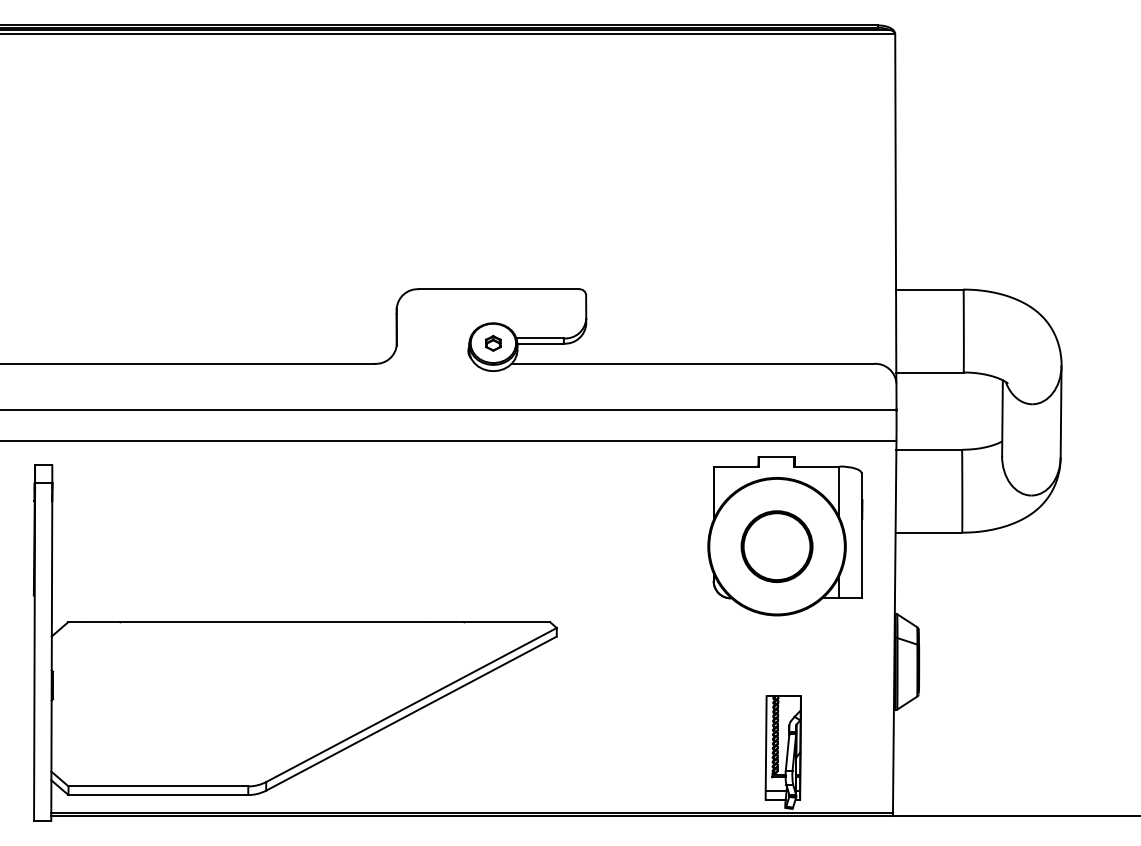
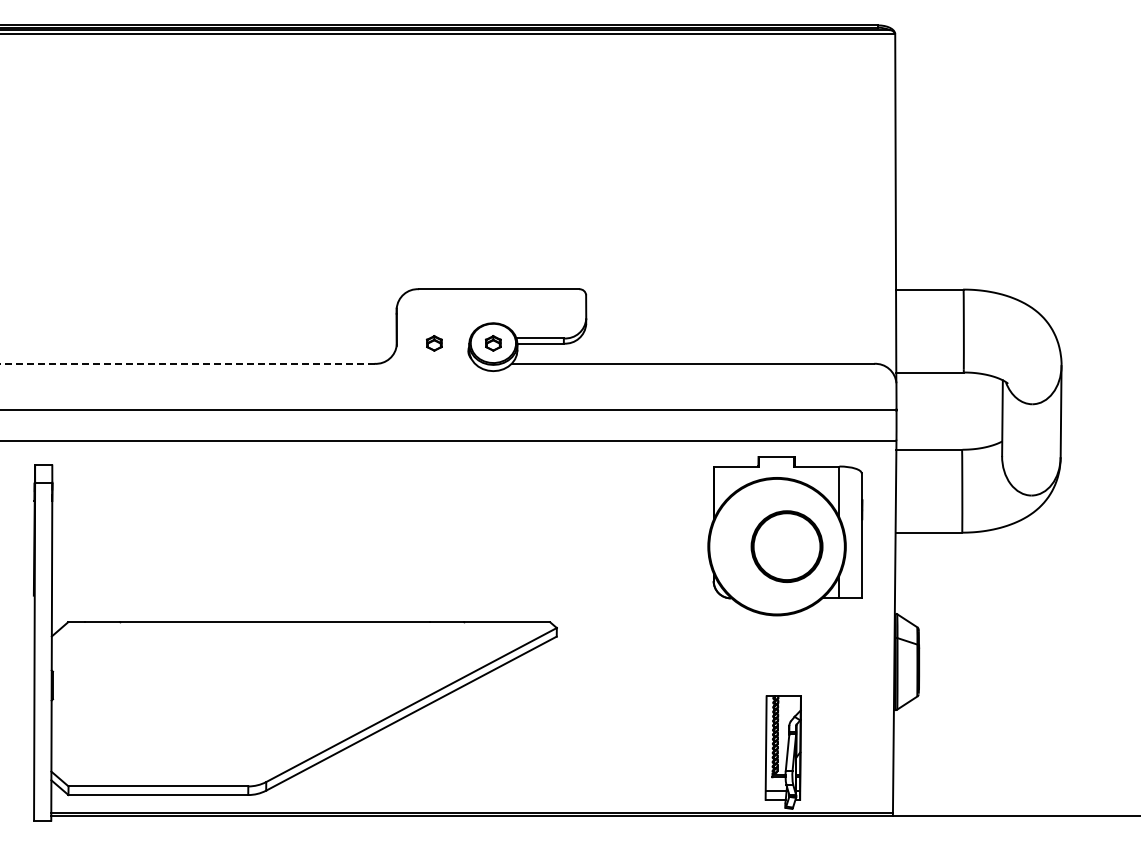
part: none -> present (433, 343)
line: solid -> dashed (187, 363)
part position: (776, 546) -> (786, 546) (786, 546)
